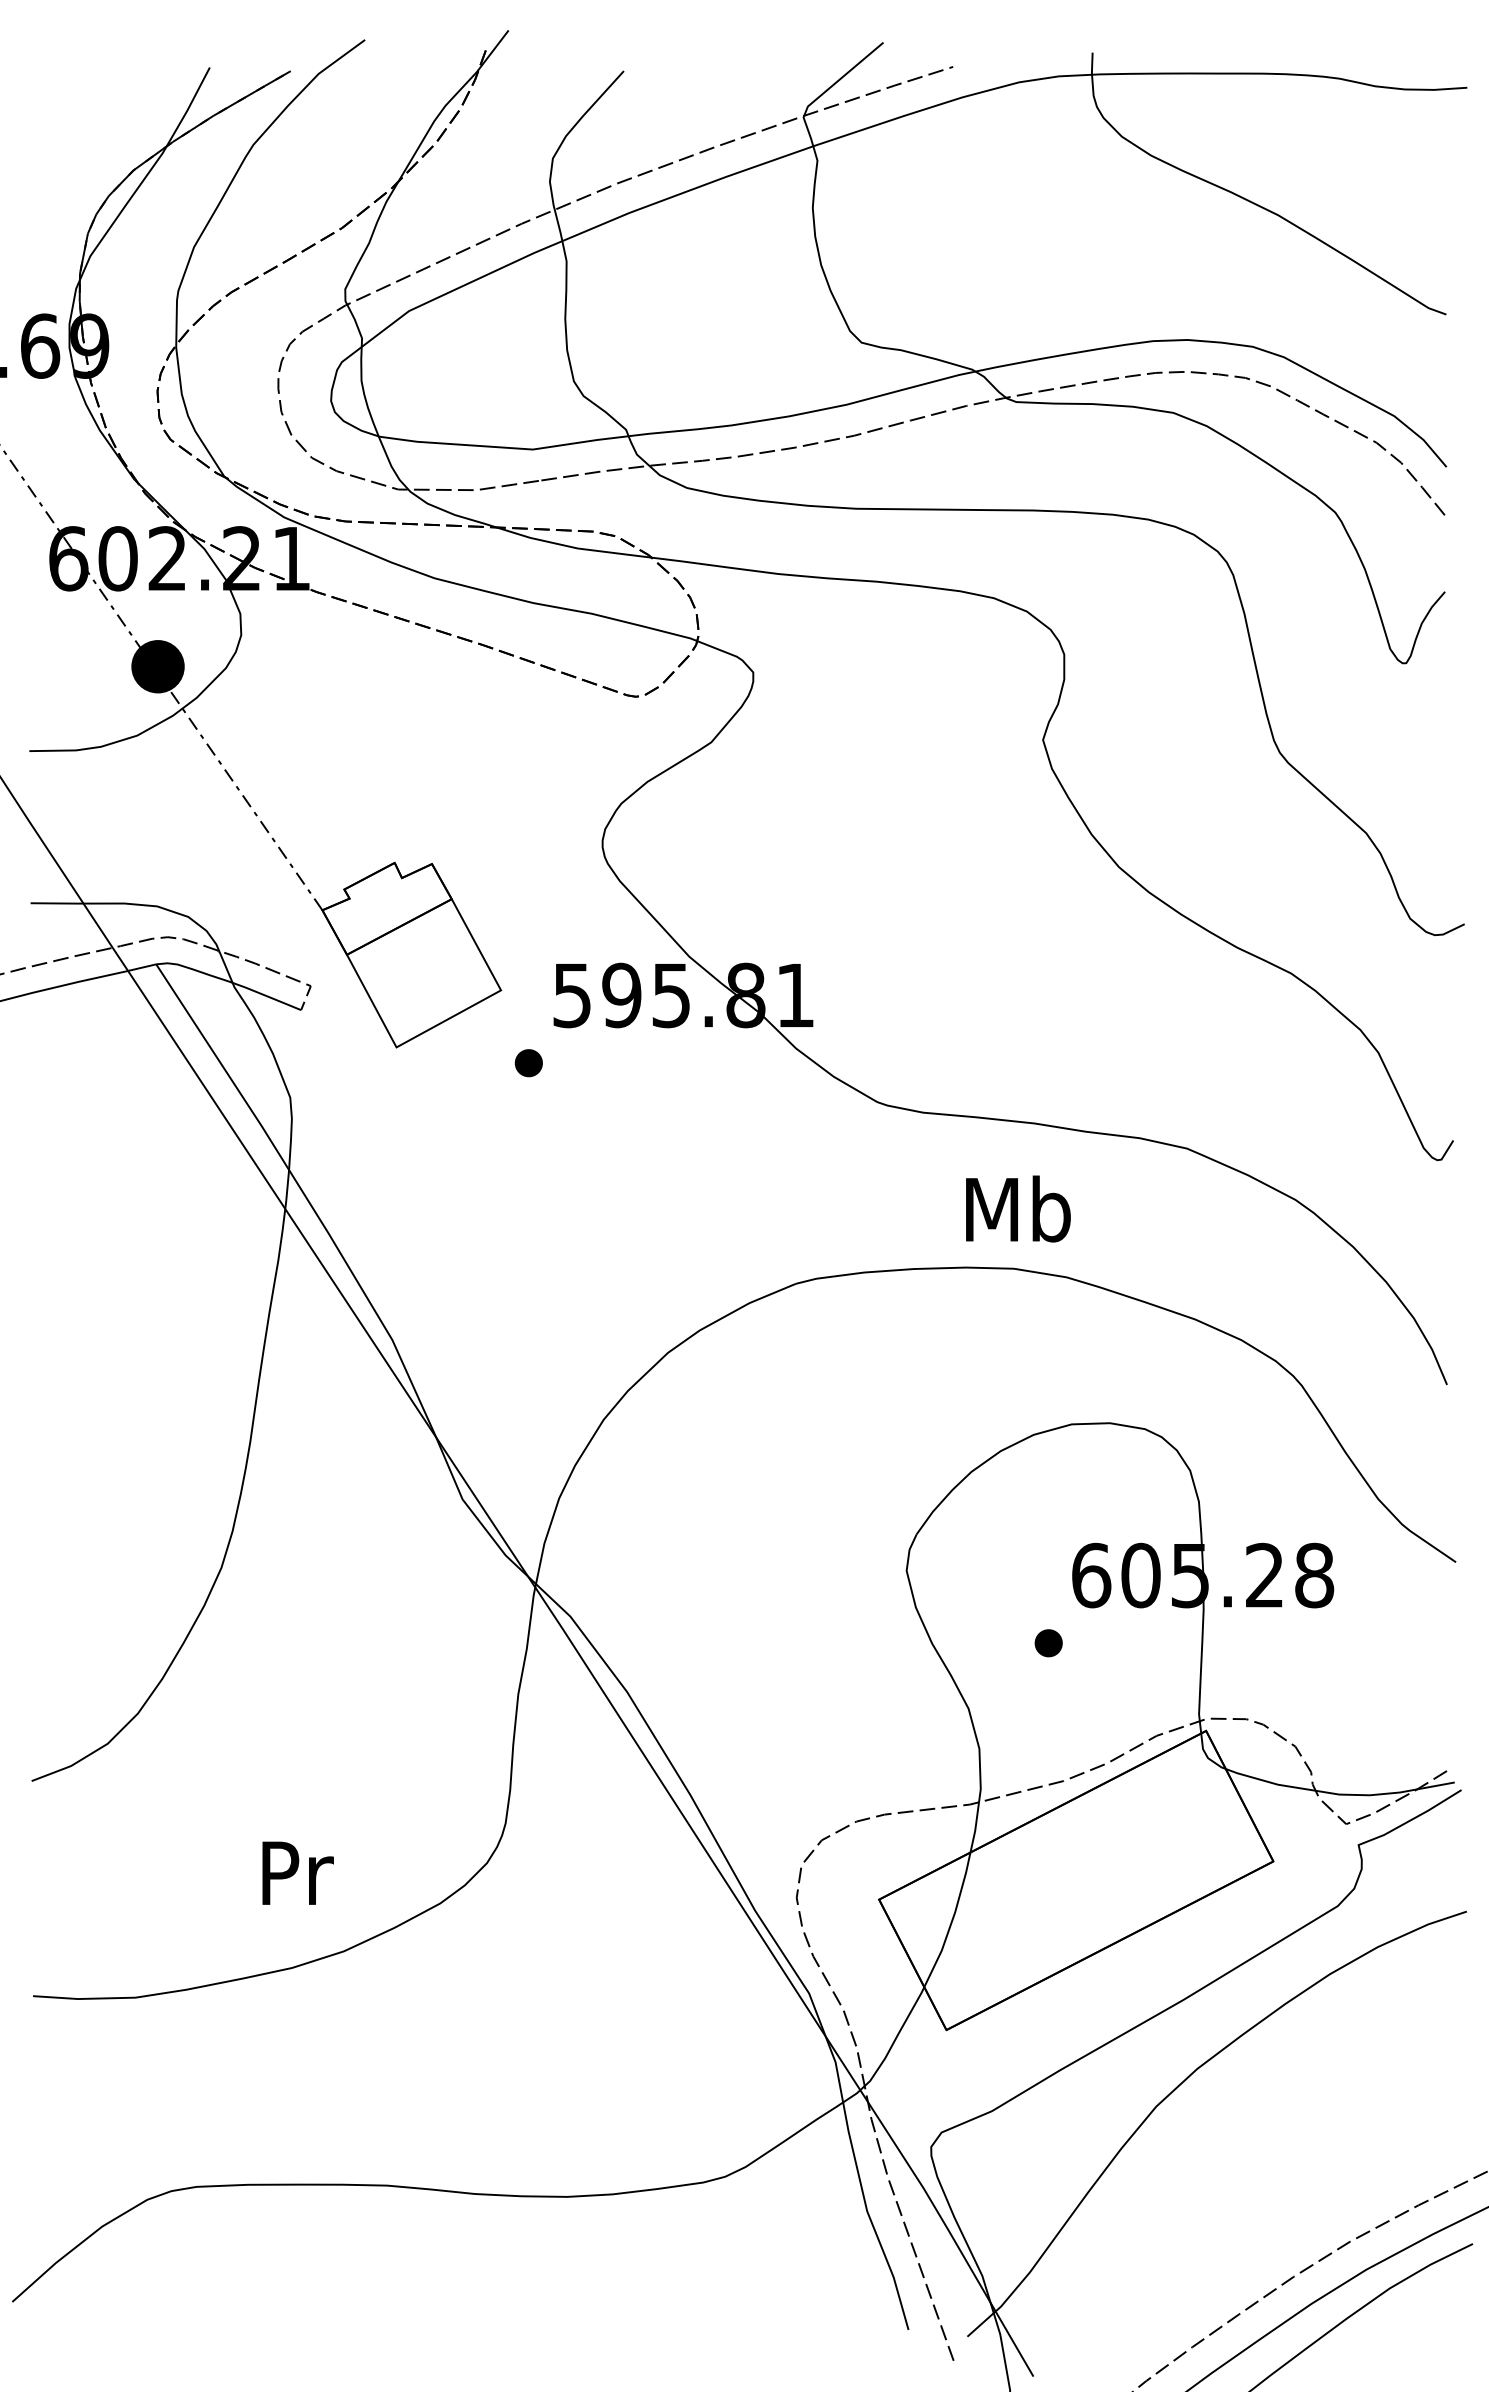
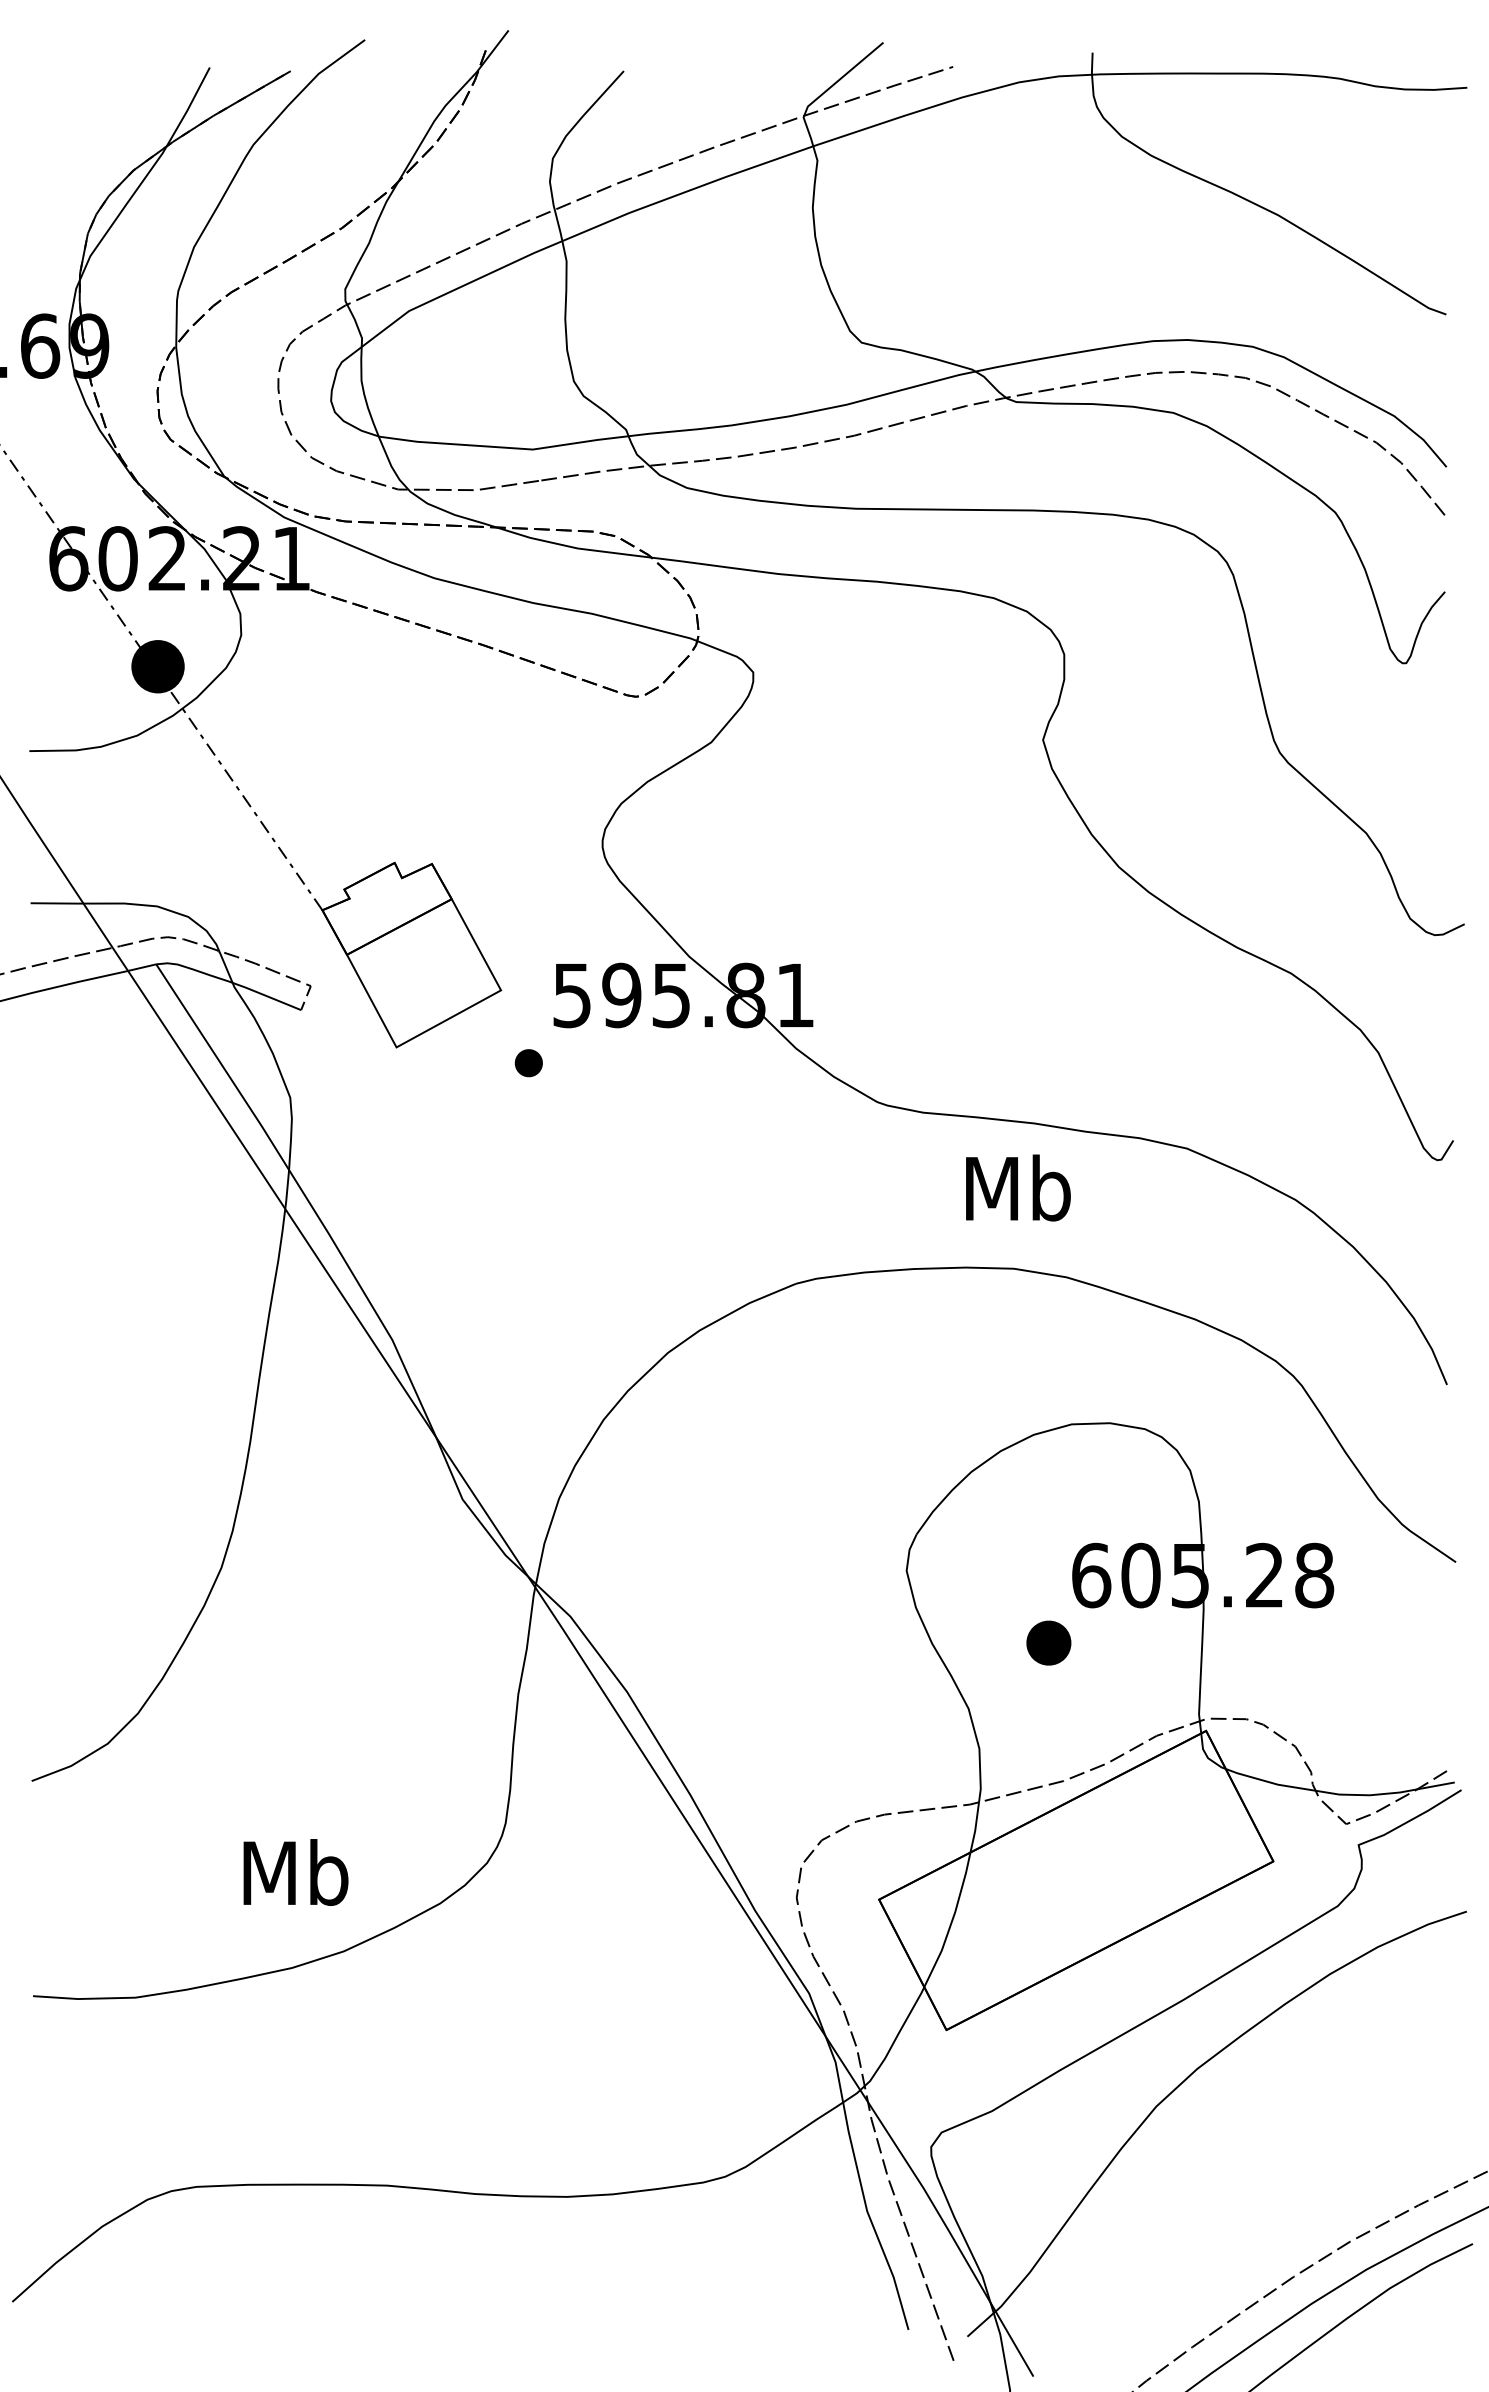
text position: (1018, 1208) -> (1018, 1187) (1018, 1187)
part size: 29x29 px -> 46x46 px (1048, 1642)
text: Pr -> Mb (295, 1872)
